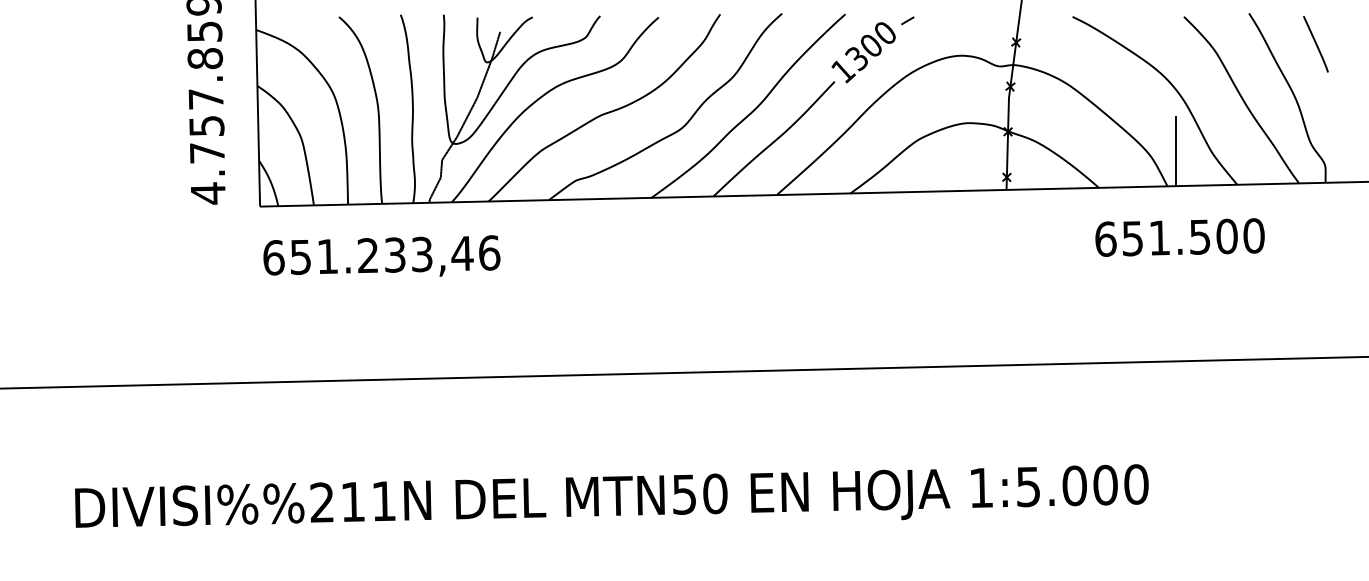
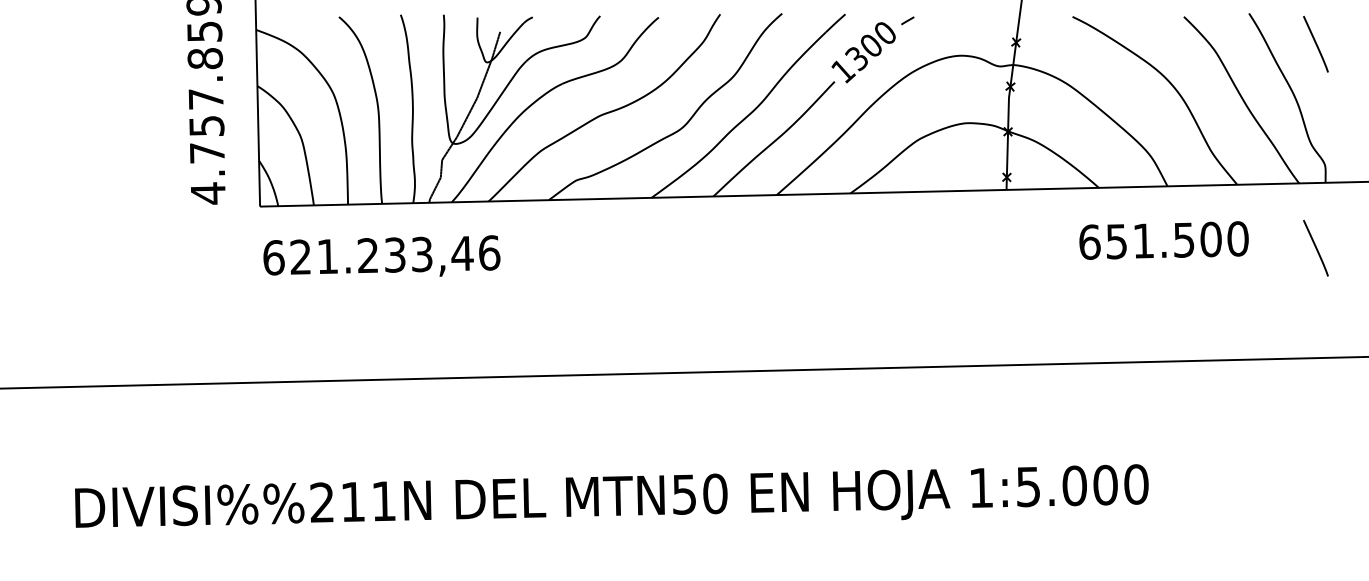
line: present -> none (1175, 151)
text position: (1179, 237) -> (1163, 240) (1163, 240)
line: none -> present (1315, 248)
text: 651.233,46 -> 621.233,46 (300, 256)
